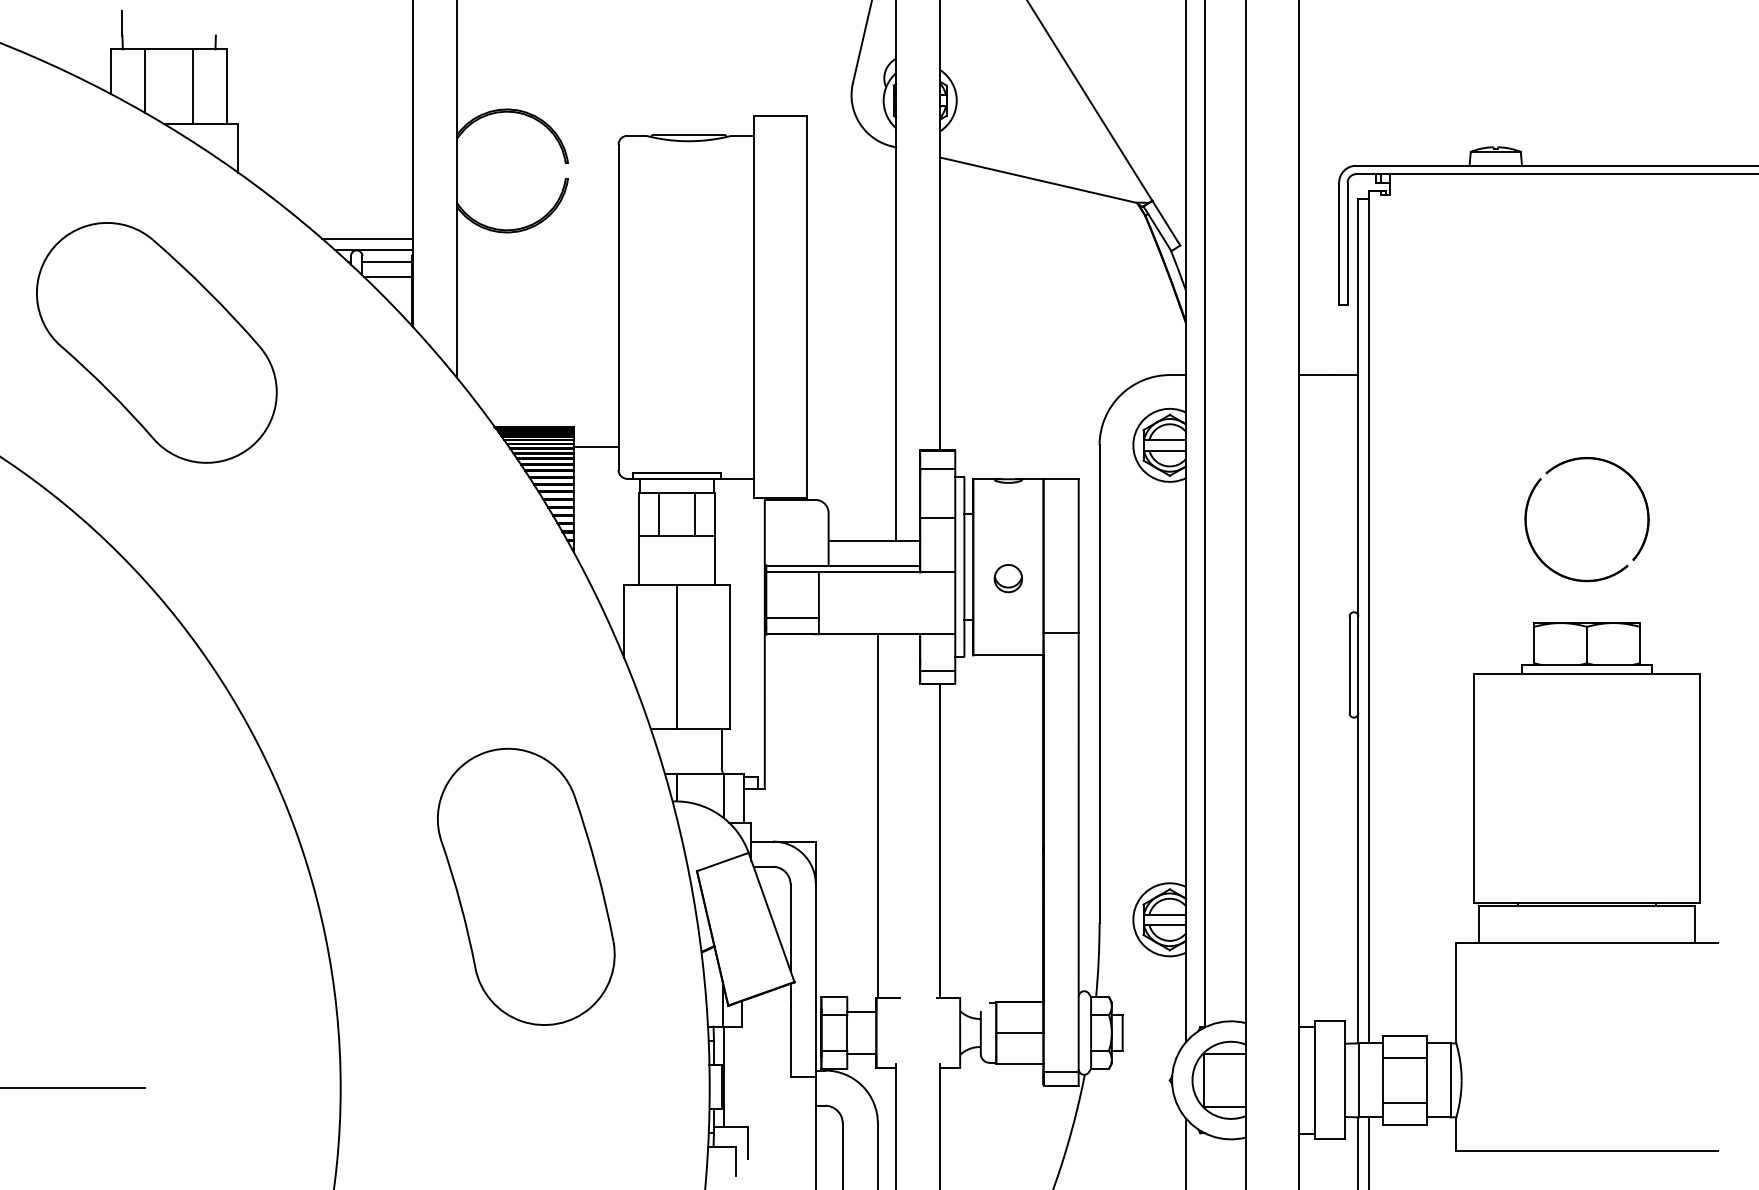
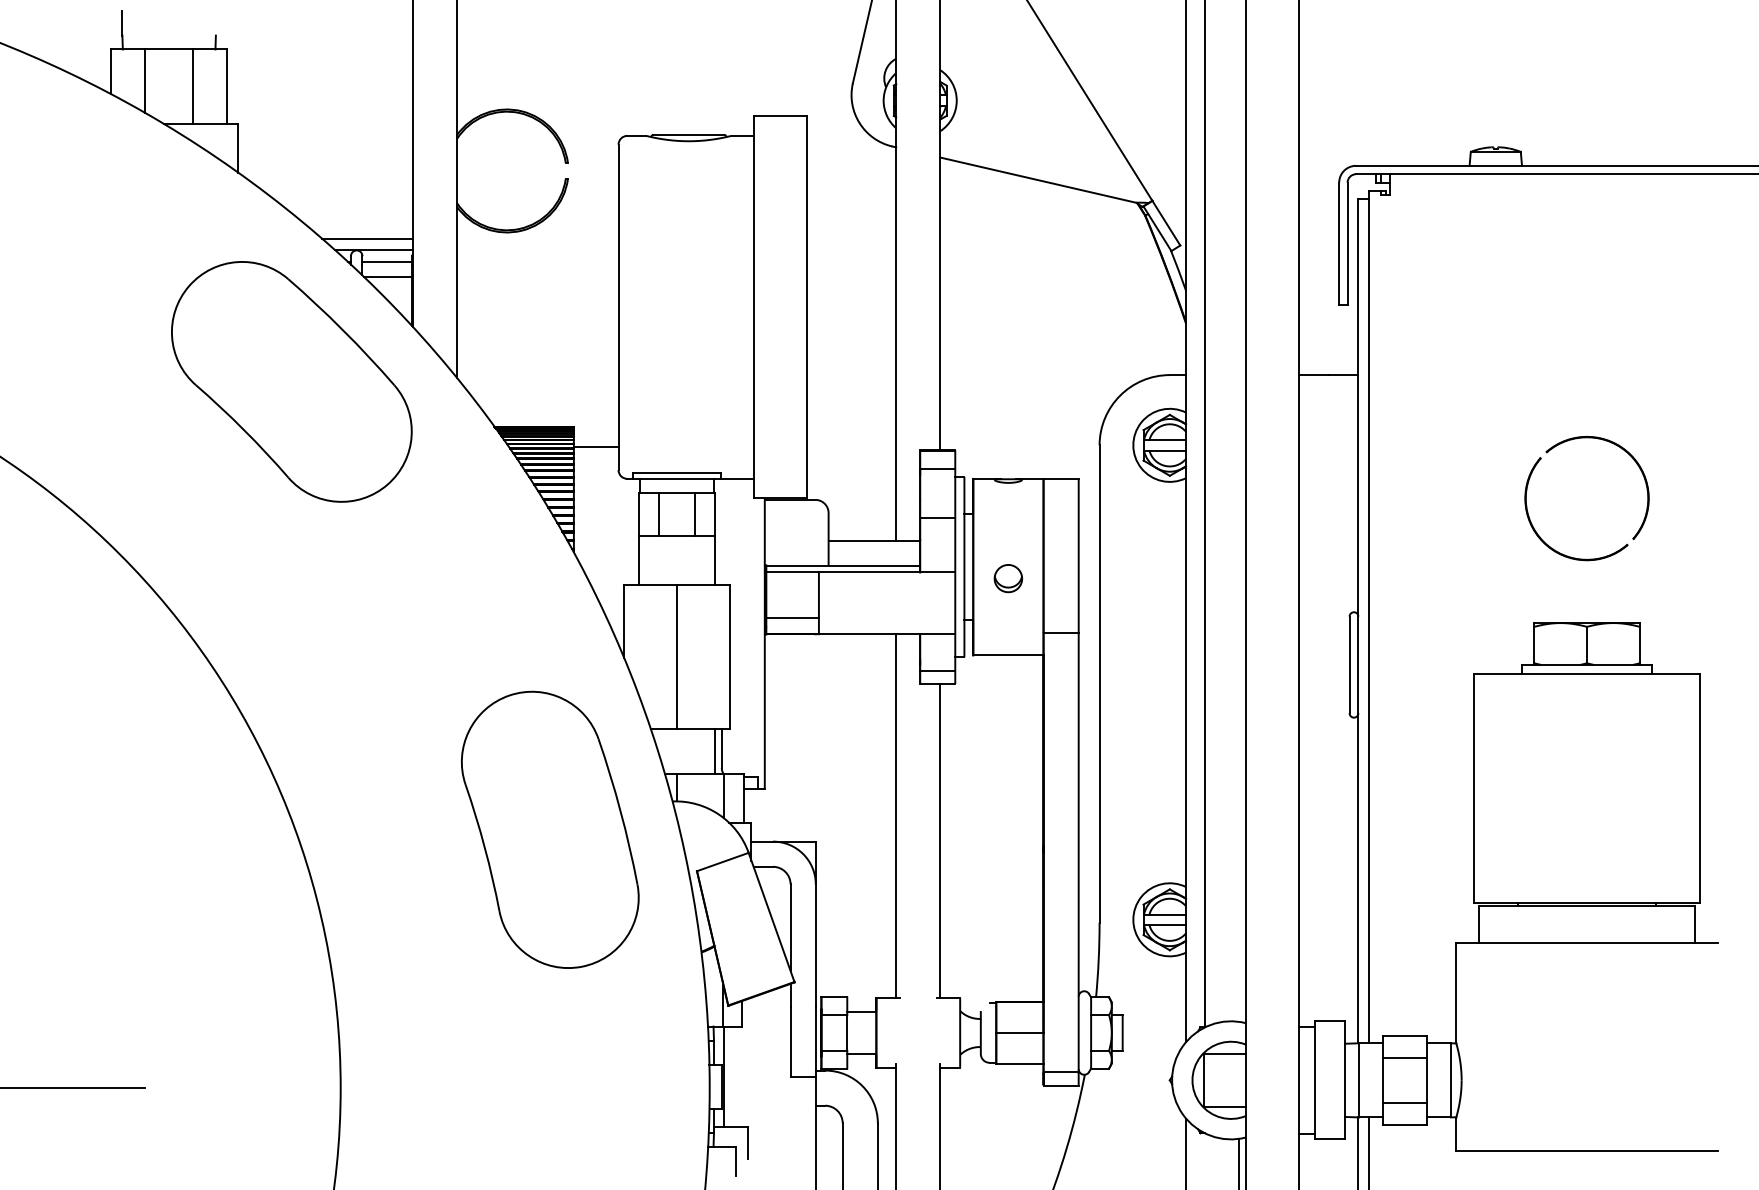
part position: (156, 342) -> (291, 381) (291, 381)
part position: (1527, 512) -> (1527, 491) (1527, 491)
line: none -> present (714, 751)
line position: (878, 815) -> (896, 815) (896, 815)
part position: (526, 886) -> (550, 829) (550, 829)
line: none -> present (1238, 1162)
